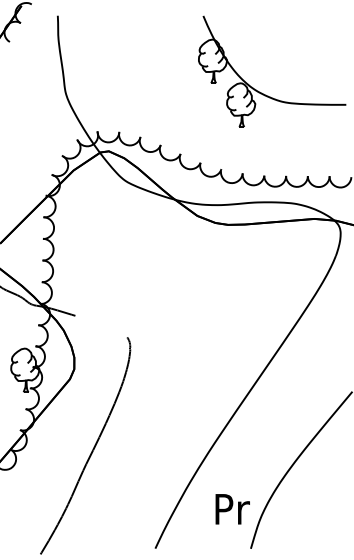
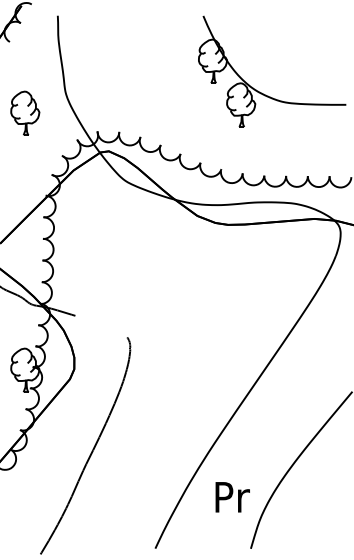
part: none -> present (25, 112)
text position: (232, 509) -> (232, 497) (232, 497)
